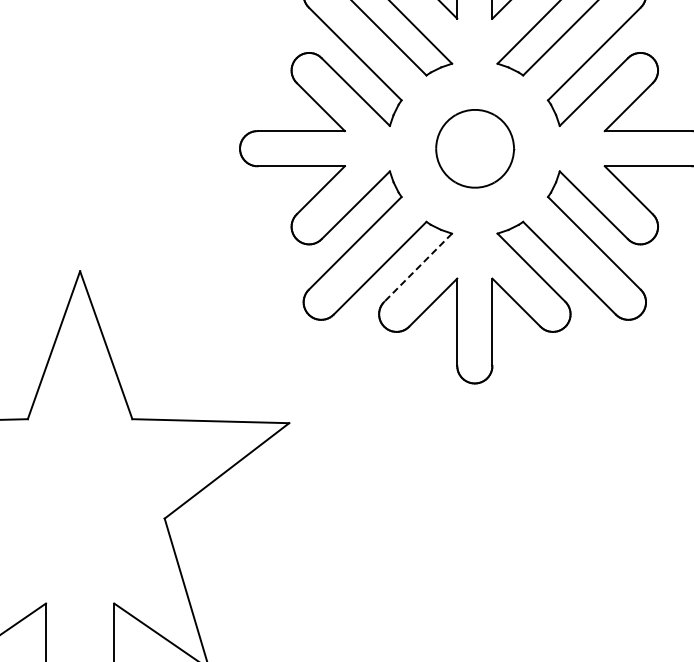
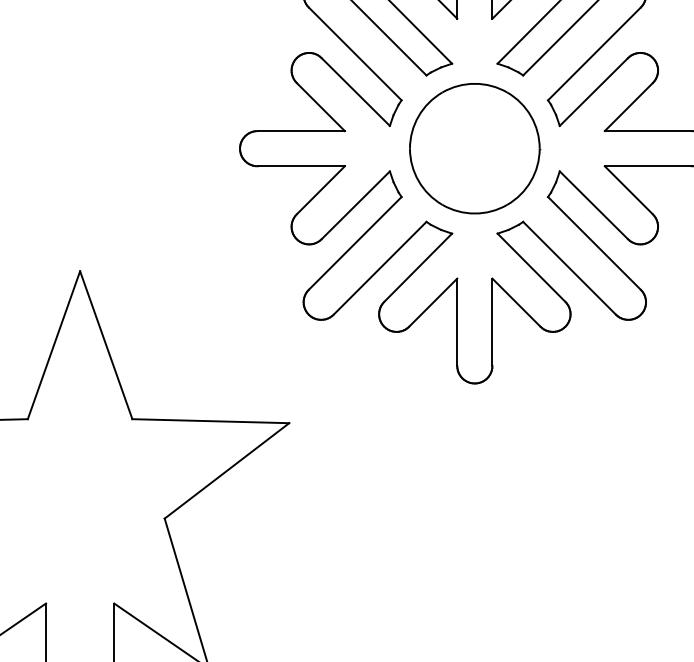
part size: 81x80 px -> 133x132 px (475, 148)
line: dashed -> solid (417, 268)
